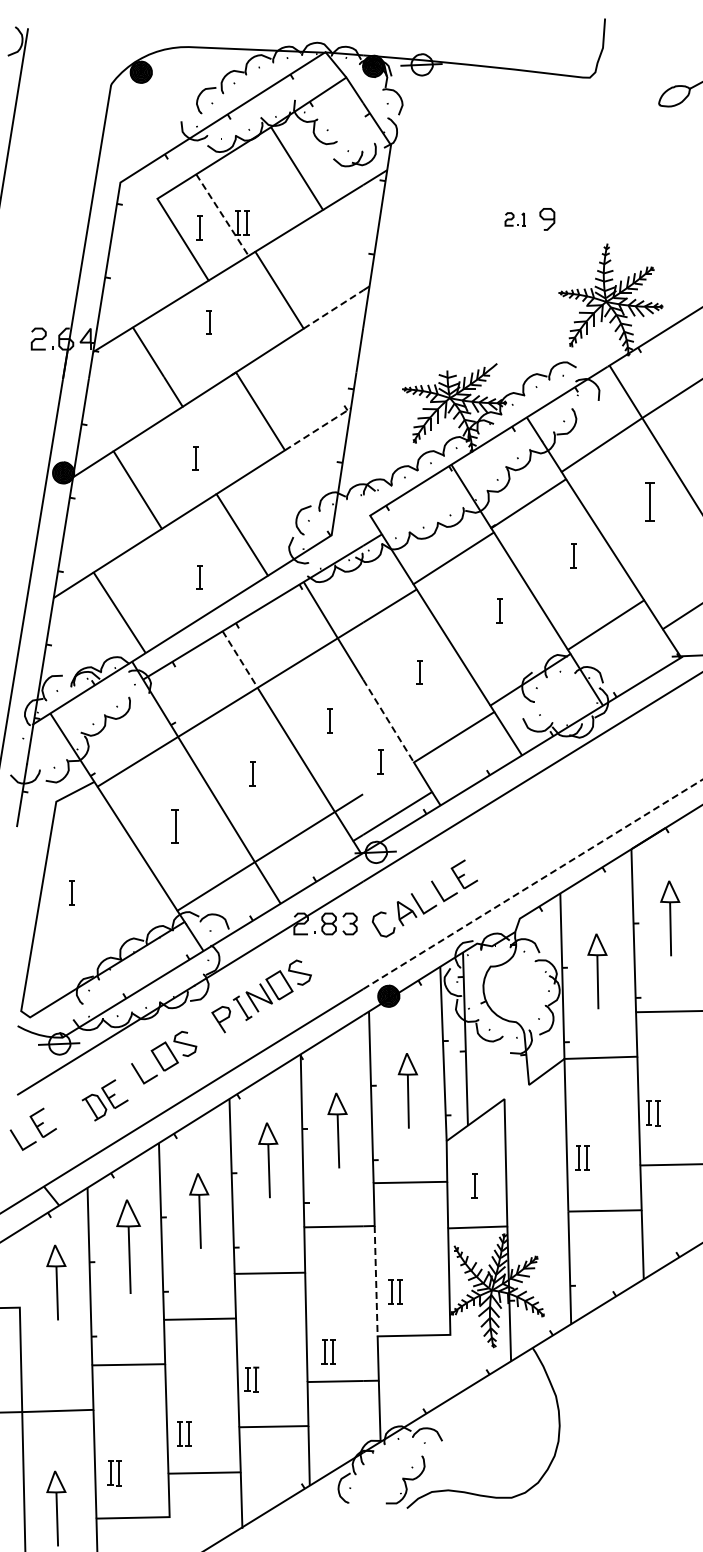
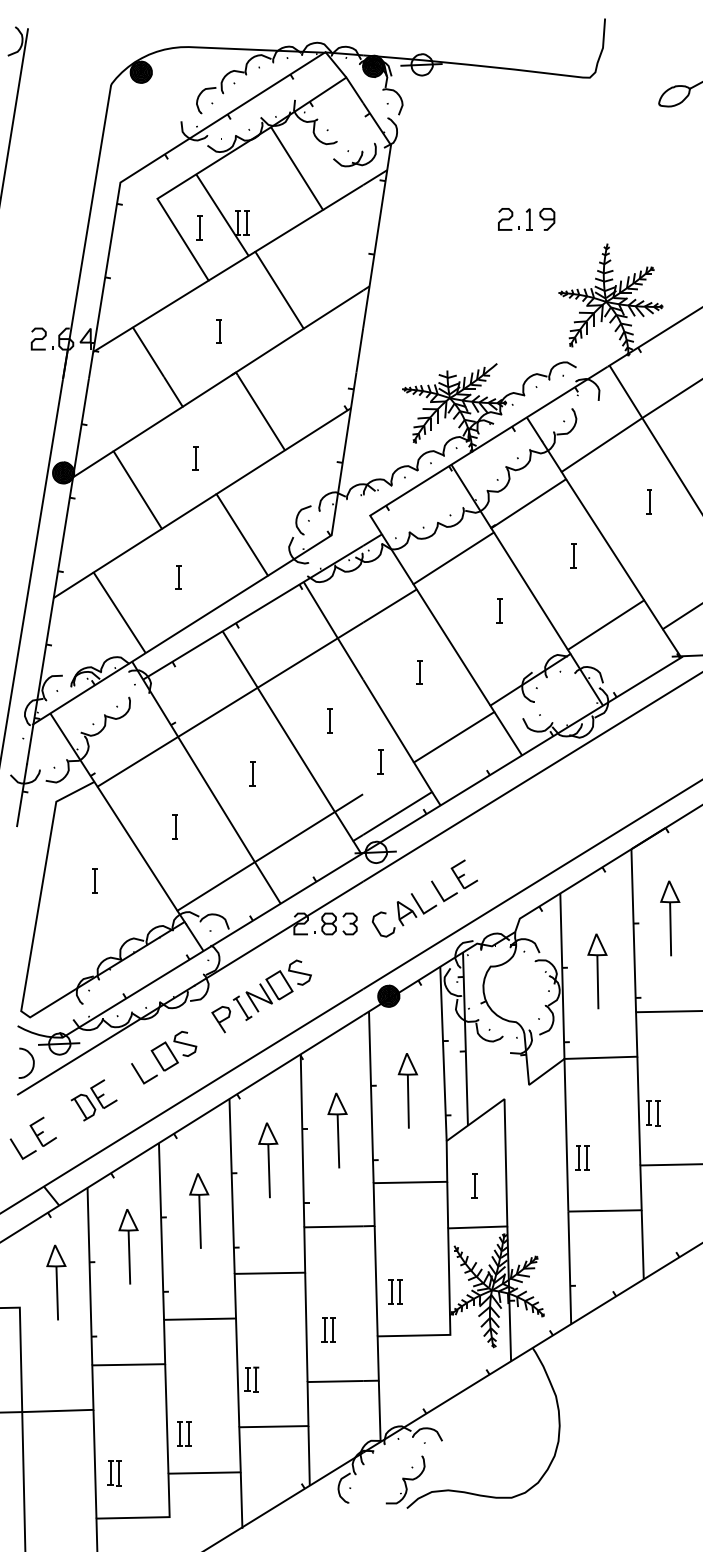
line: dashed -> solid (223, 217)
part size: 22x15 px -> 35x23 px (515, 219)
line: dashed -> solid (333, 309)
part position: (208, 322) -> (218, 331) (218, 331)
line: dashed -> solid (320, 428)
part size: 10x40 px -> 6x26 px (648, 501)
part position: (199, 577) -> (178, 577) (178, 577)
line: dashed -> solid (240, 659)
line: dashed -> solid (388, 721)
part size: 8x35 px -> 6x26 px (174, 826)
line: dashed -> solid (533, 884)
part position: (71, 892) -> (94, 880) (94, 880)
curve: none -> present (32, 1060)
part position: (104, 1100) -> (93, 1100) (93, 1100)
part position: (32, 1128) -> (32, 1137) (32, 1137)
part size: 25x95 px -> 21x76 px (128, 1246)
line: dashed -> solid (376, 1281)
part position: (328, 1351) -> (328, 1329) (328, 1329)
part: present -> none (56, 1508)
